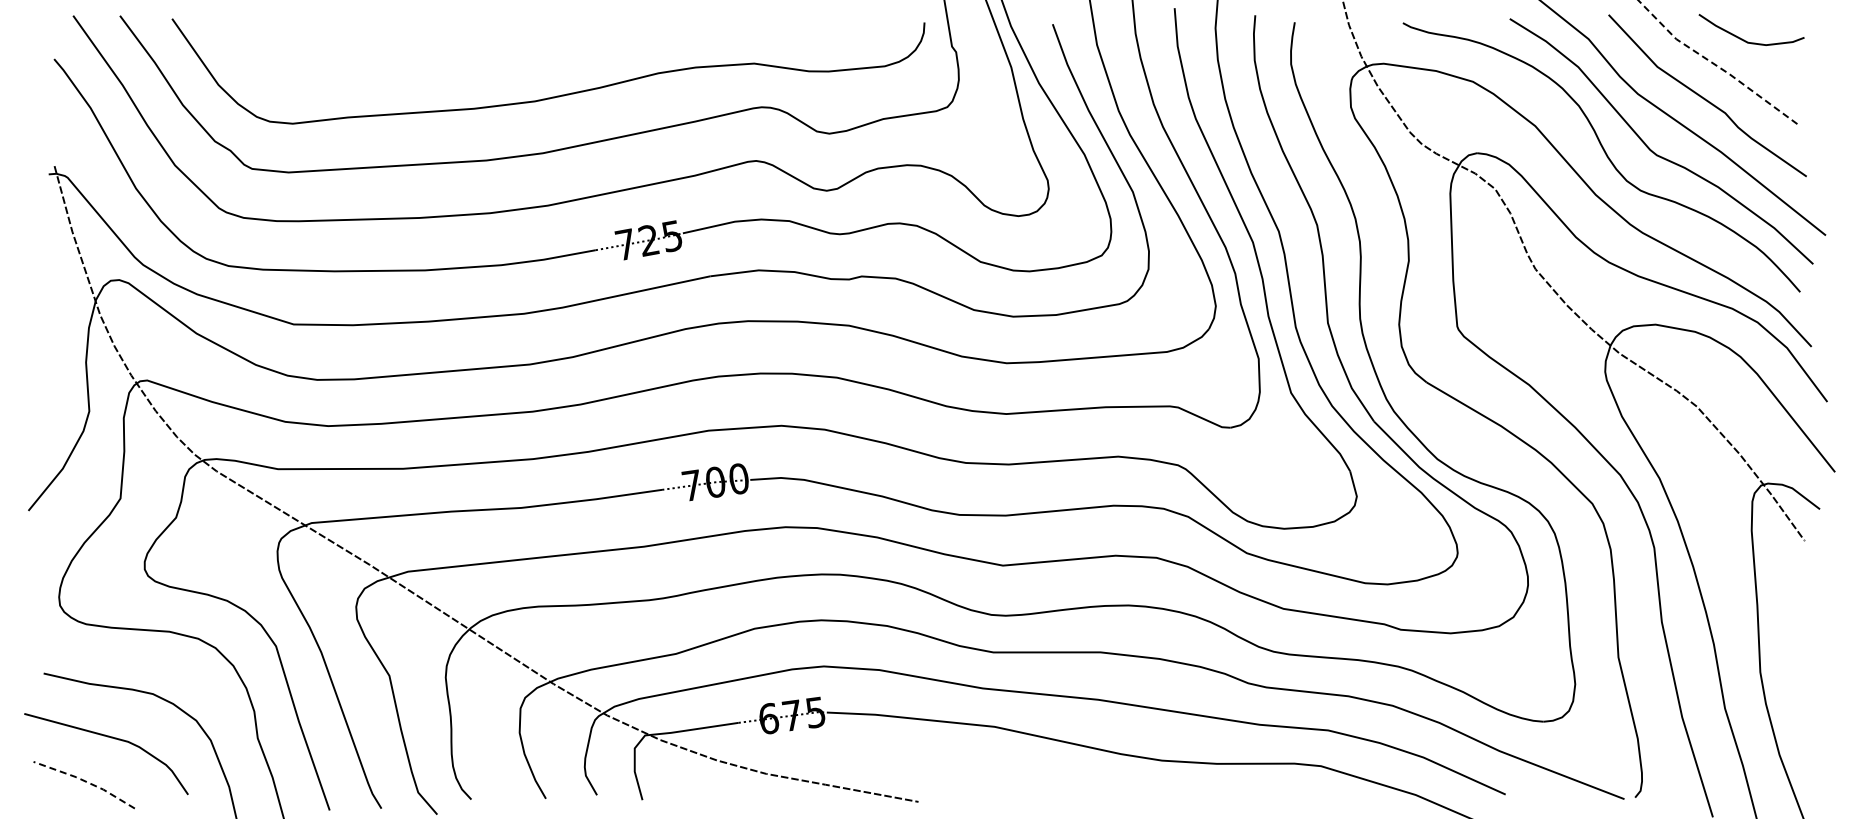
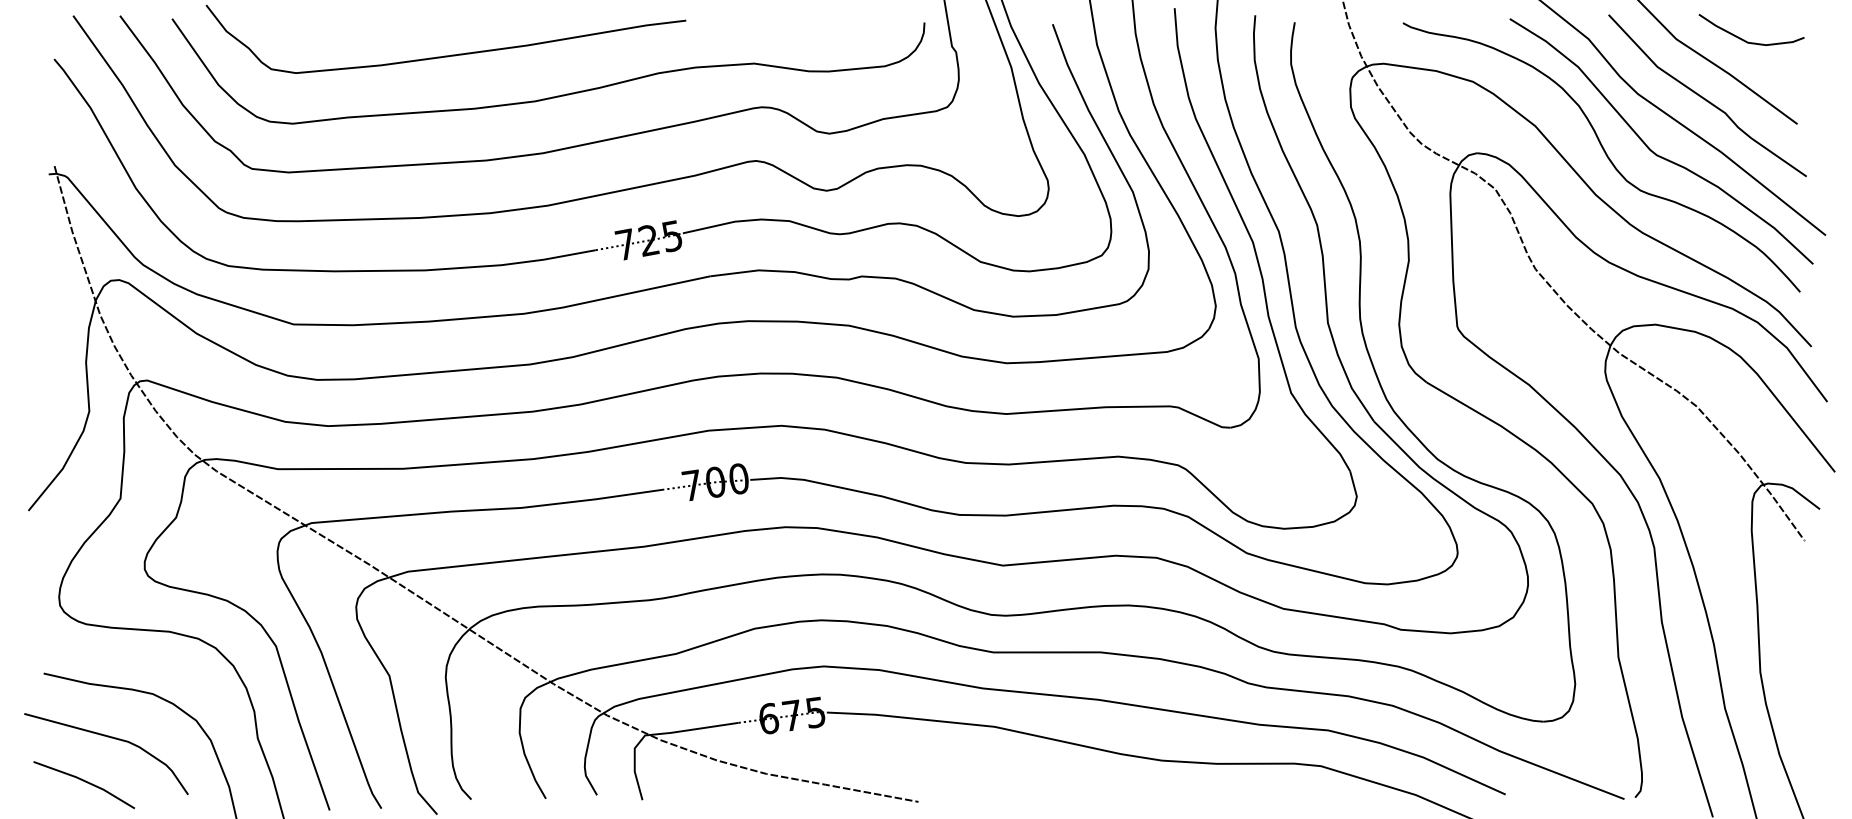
curve: none -> present (445, 55)
line: dashed -> solid (1715, 64)
line: dashed -> solid (85, 781)
